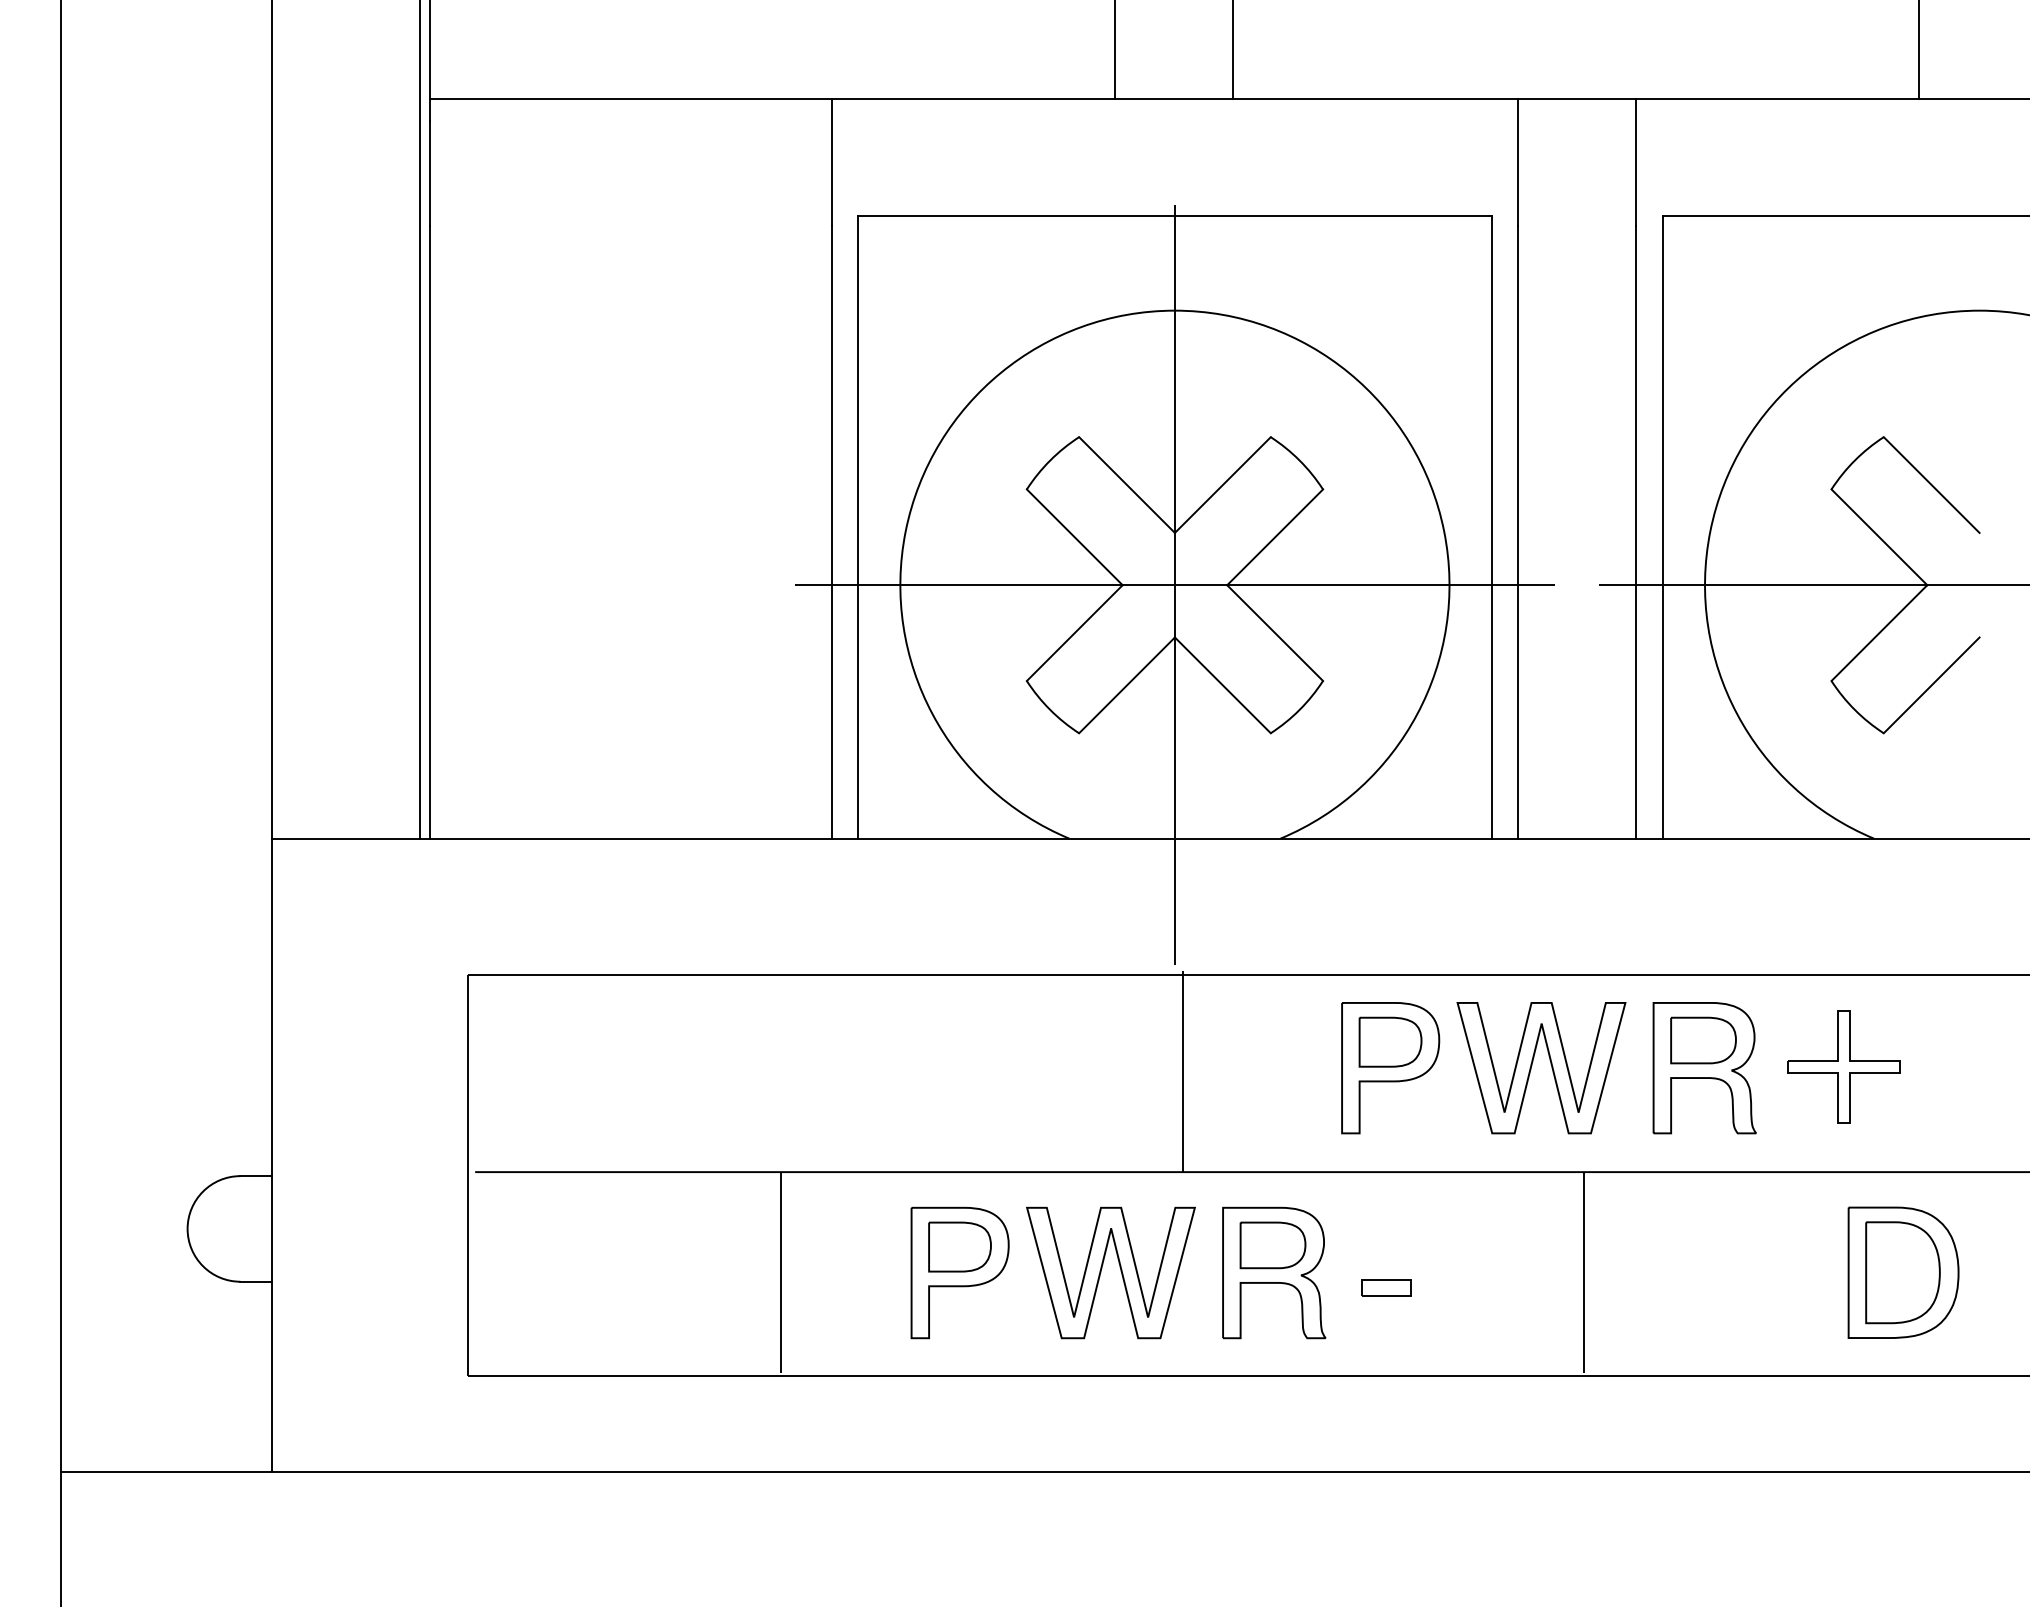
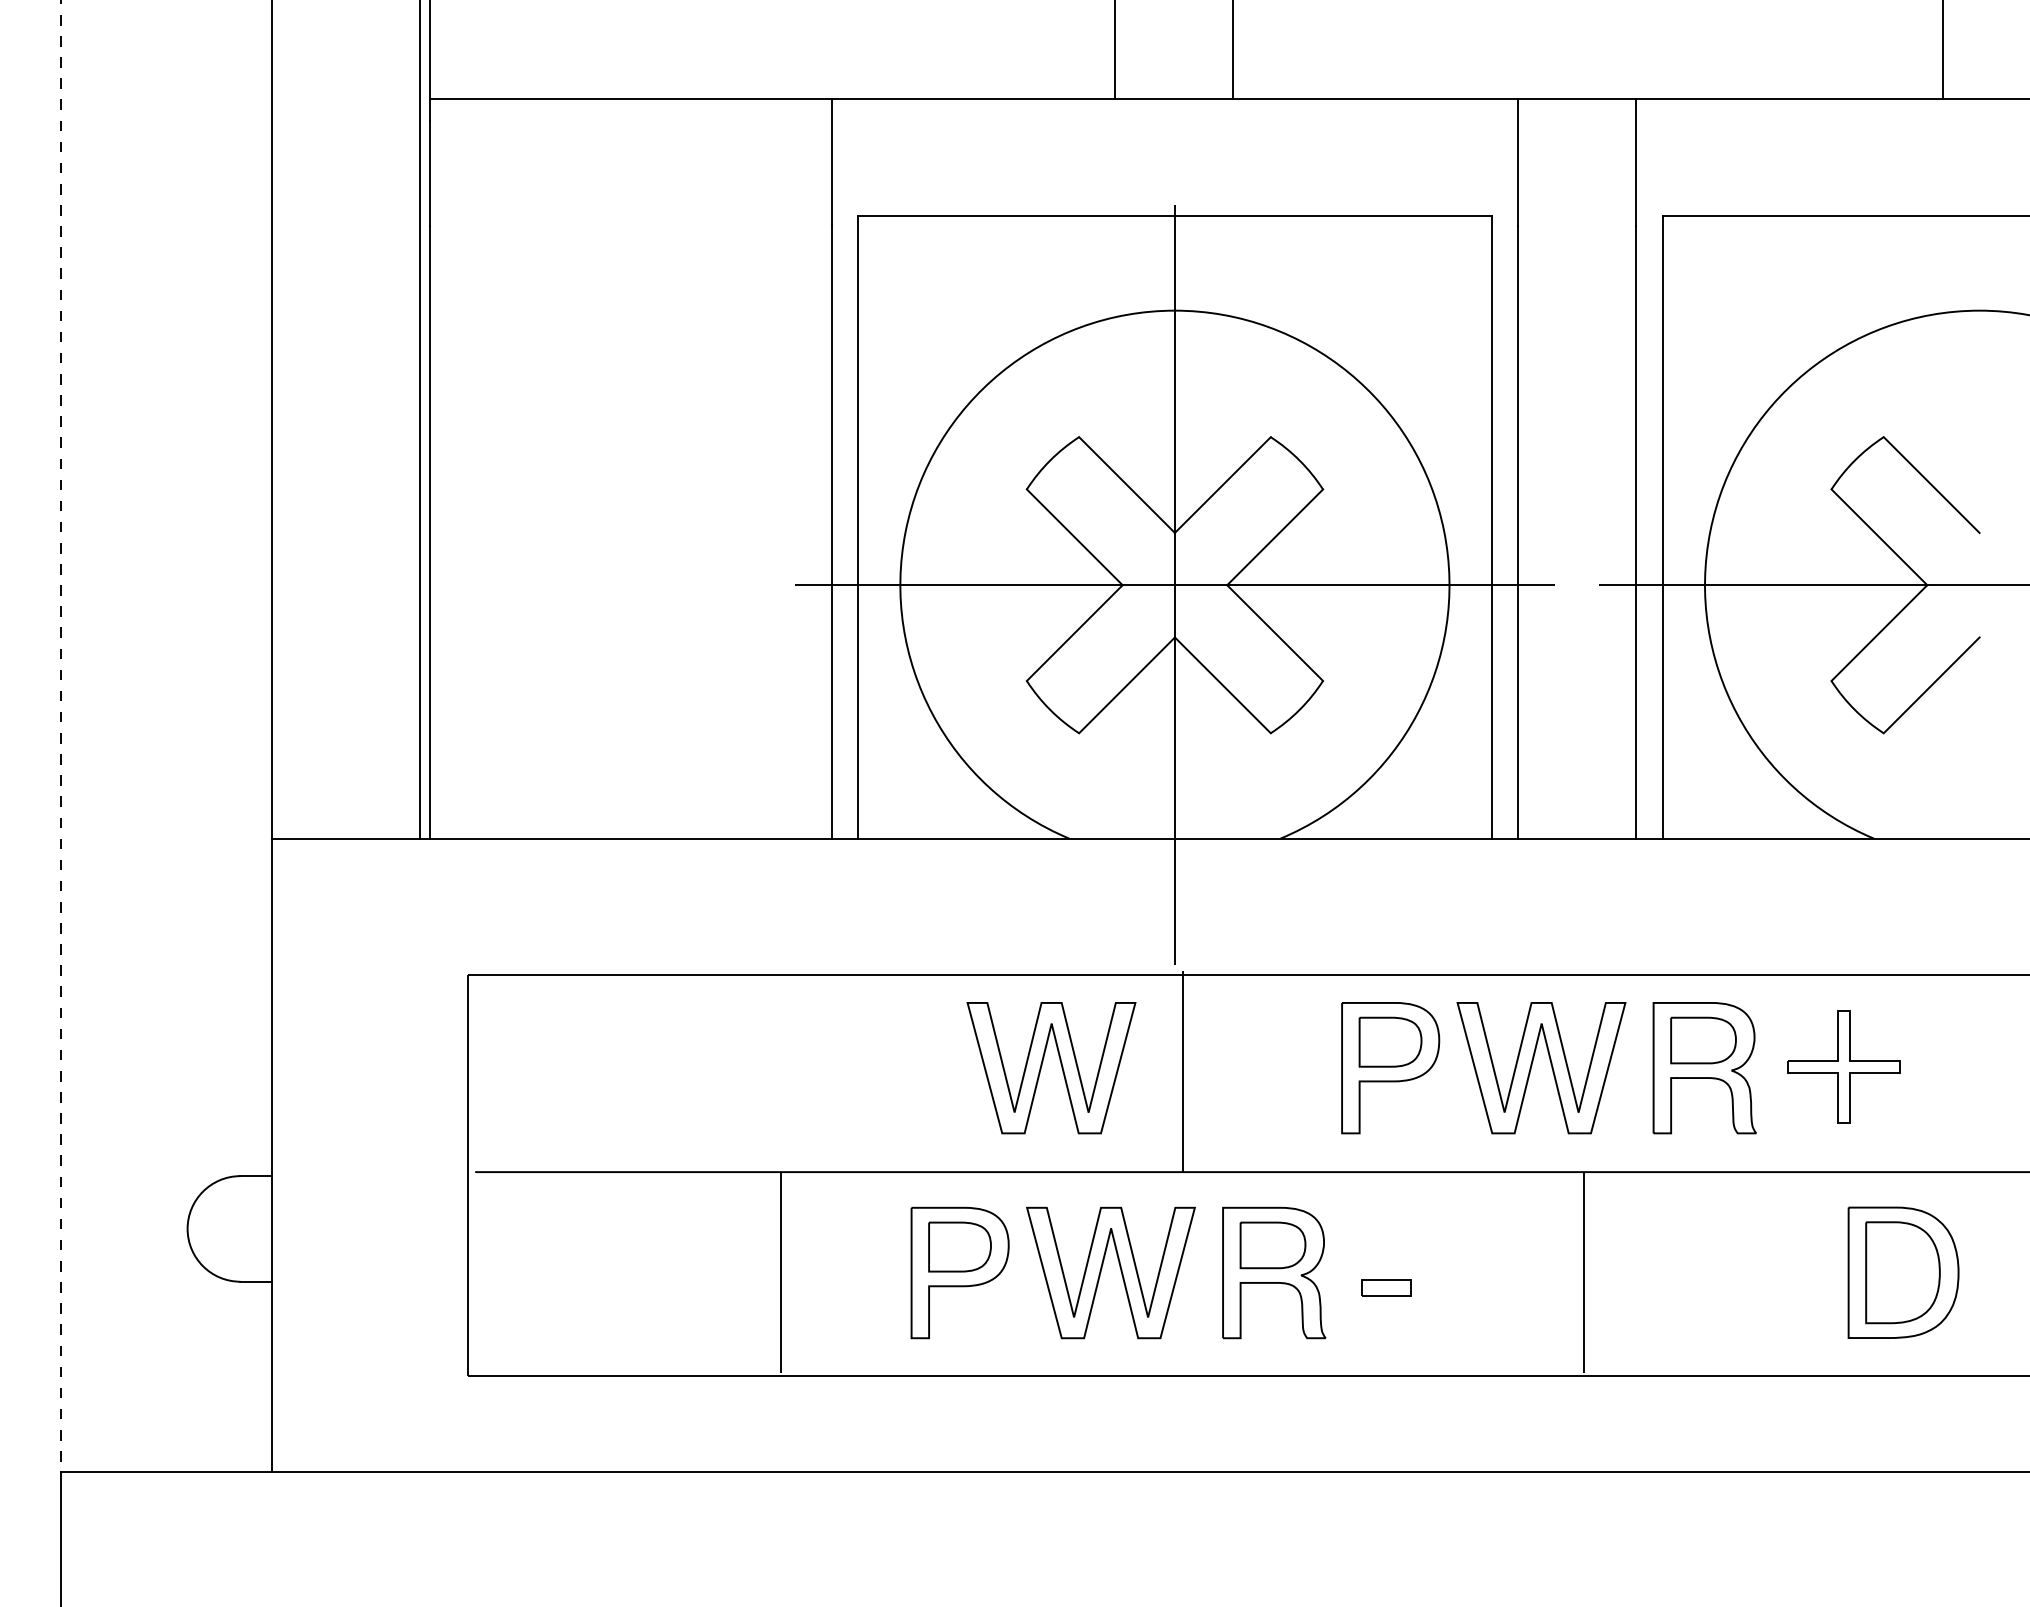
line position: (1919, 50) -> (1943, 50) (1943, 50)
line: solid -> dashed (60, 736)
part: none -> present (1042, 1065)
